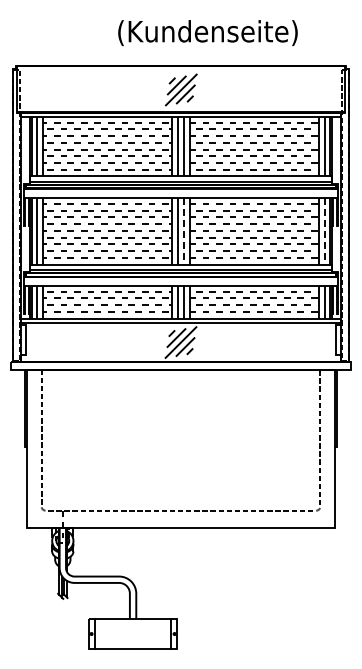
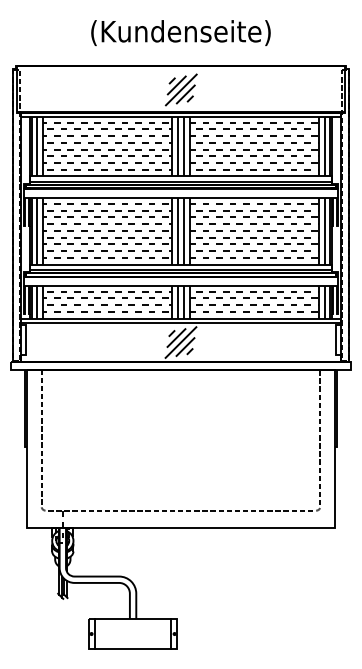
text position: (207, 32) -> (180, 32) (180, 32)
line: dashed -> solid (183, 231)
line: dashed -> solid (324, 231)
